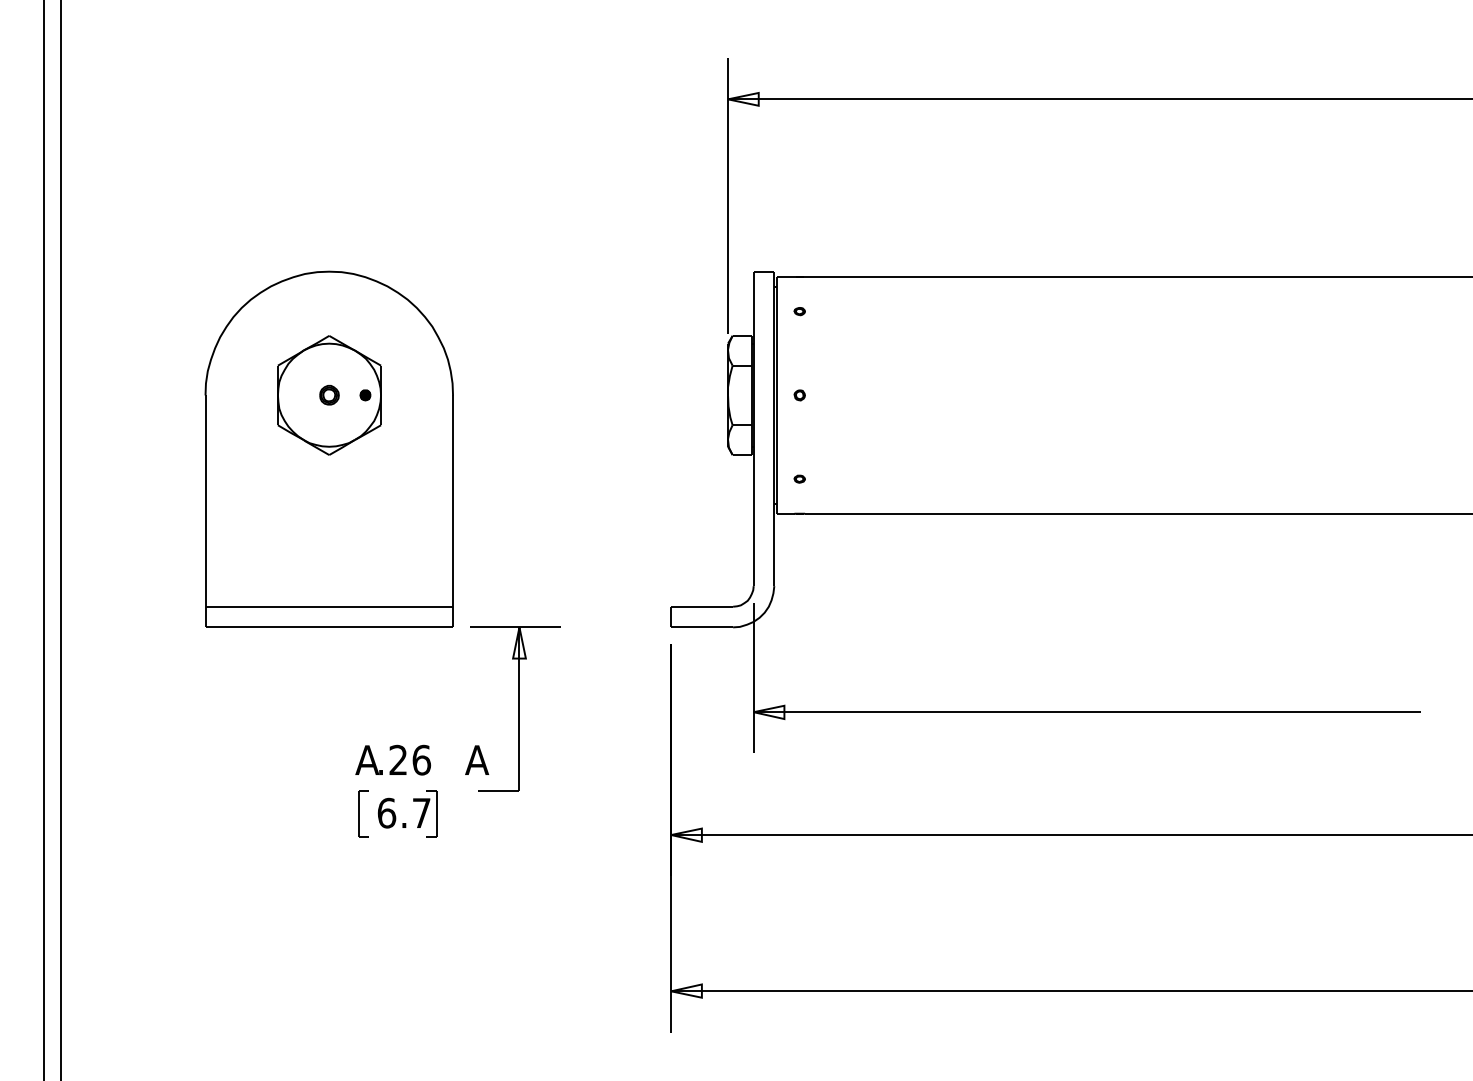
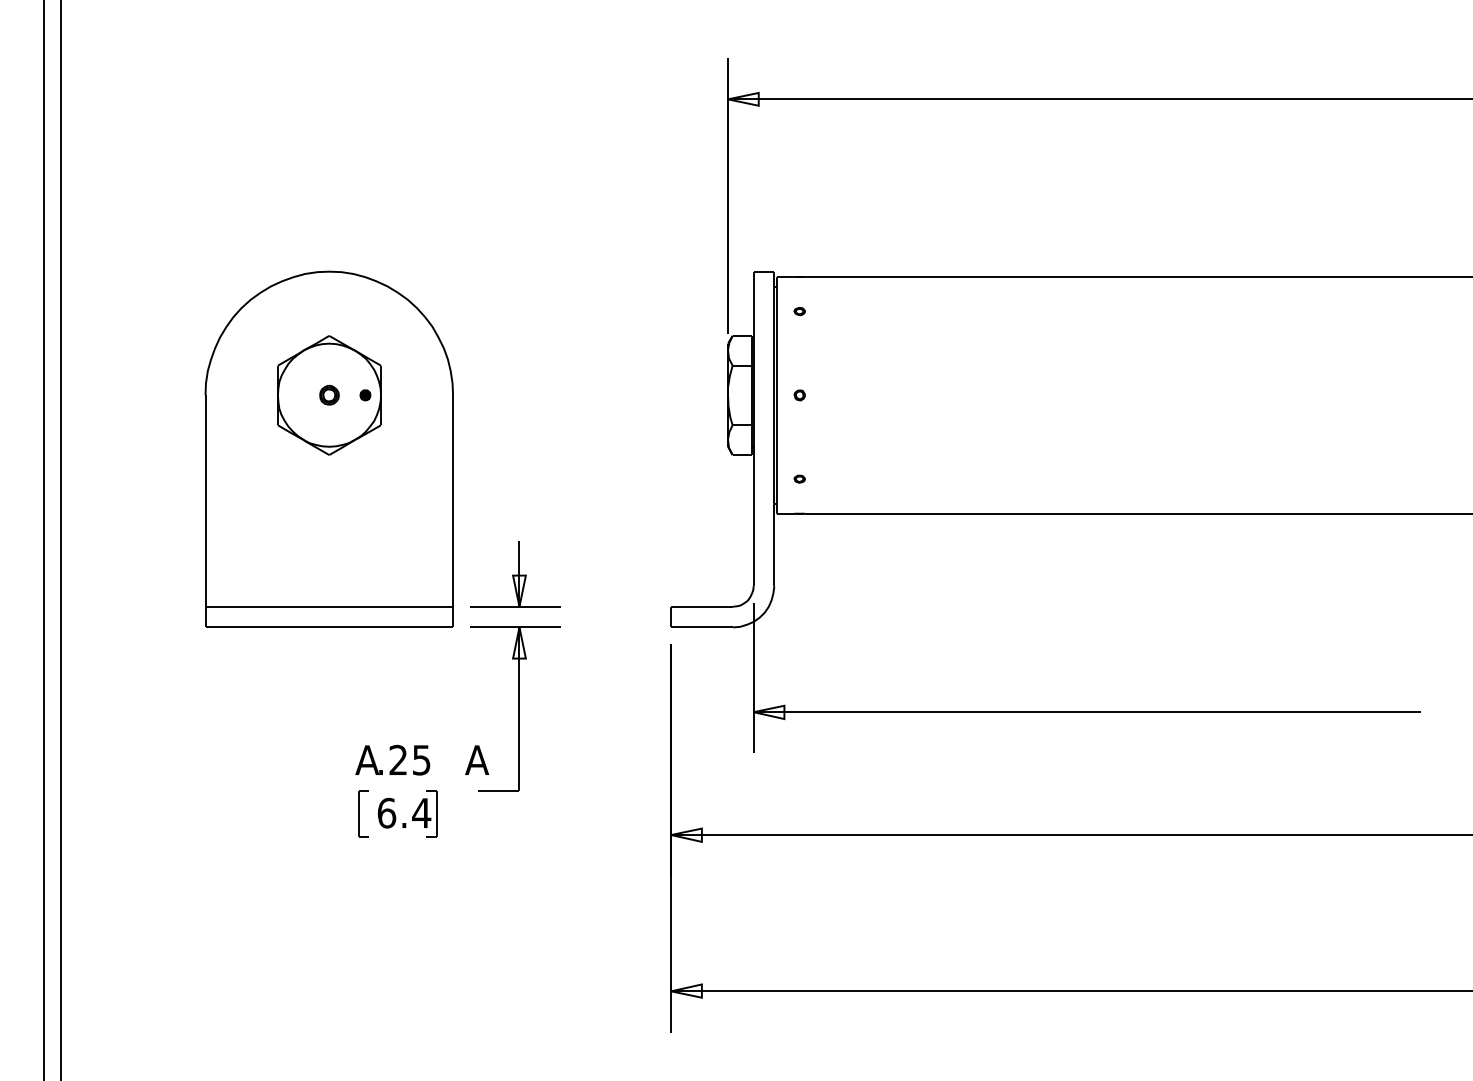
part: none -> present (515, 574)
text: .26 -> .25 (421, 759)
text: 6.7 -> 6.4 (421, 812)
